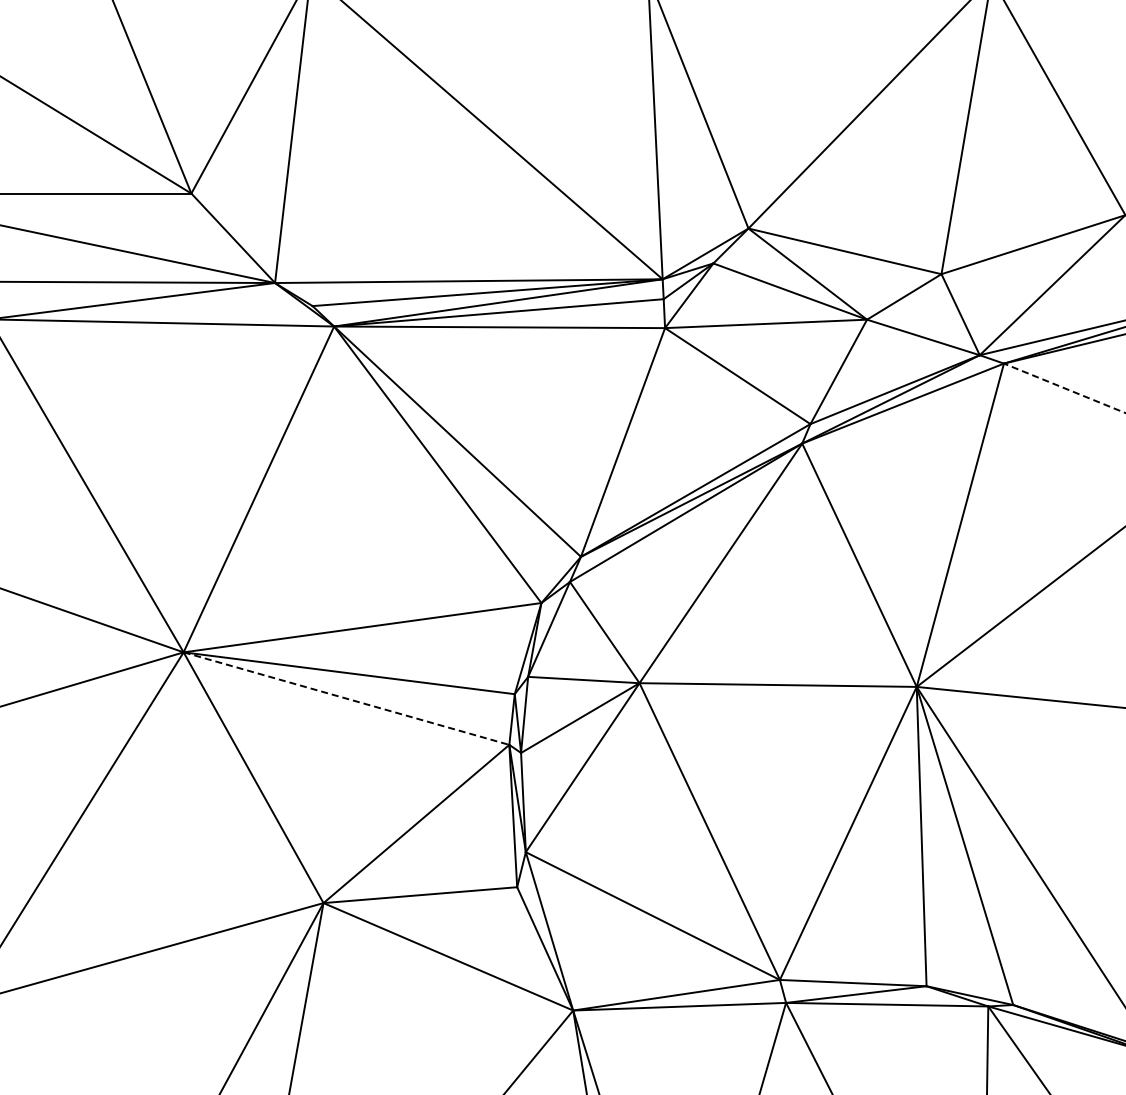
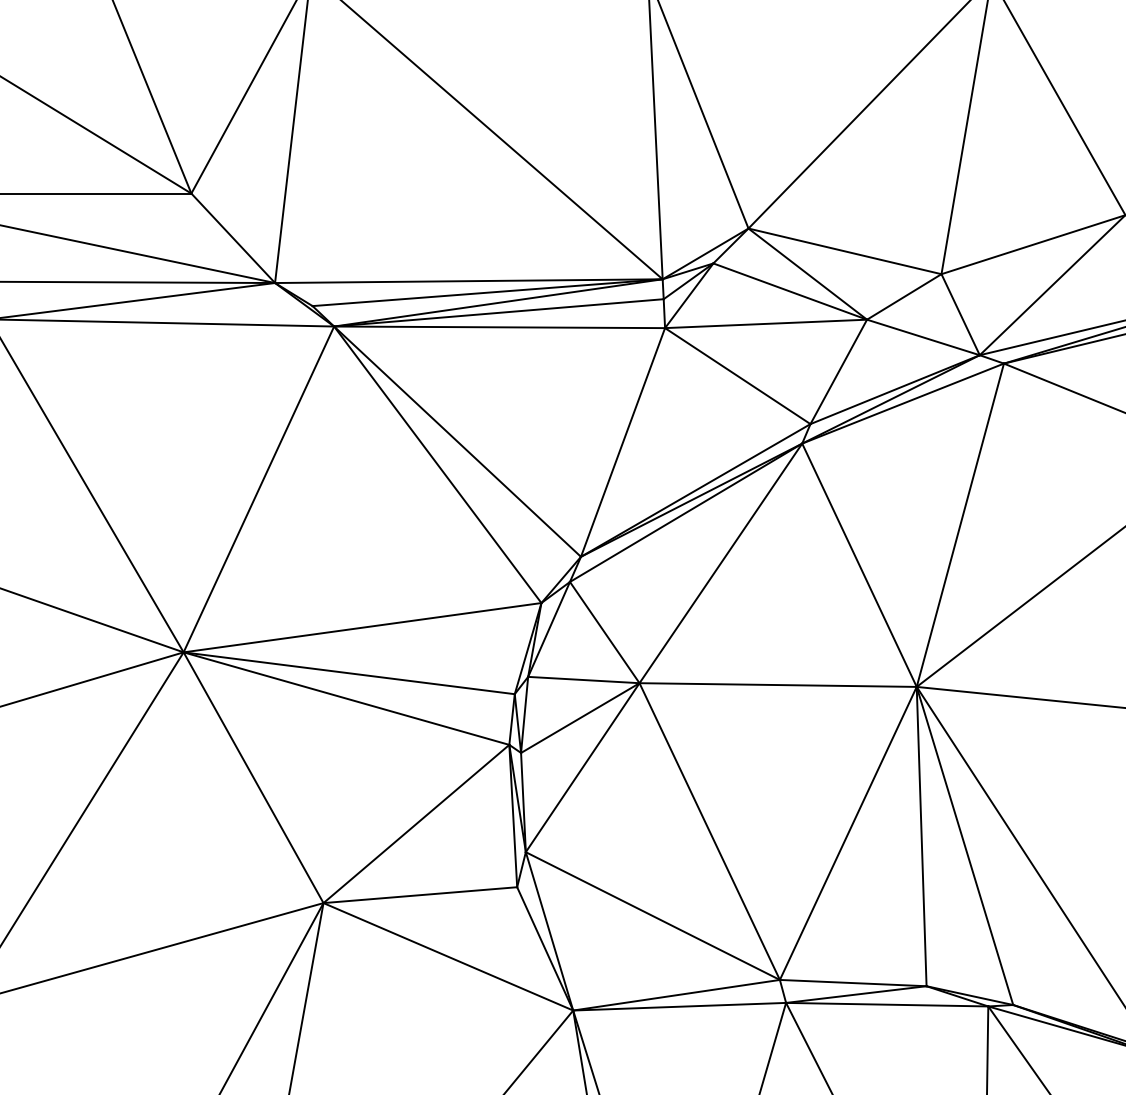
line: dashed -> solid (1064, 388)
line: dashed -> solid (346, 698)
